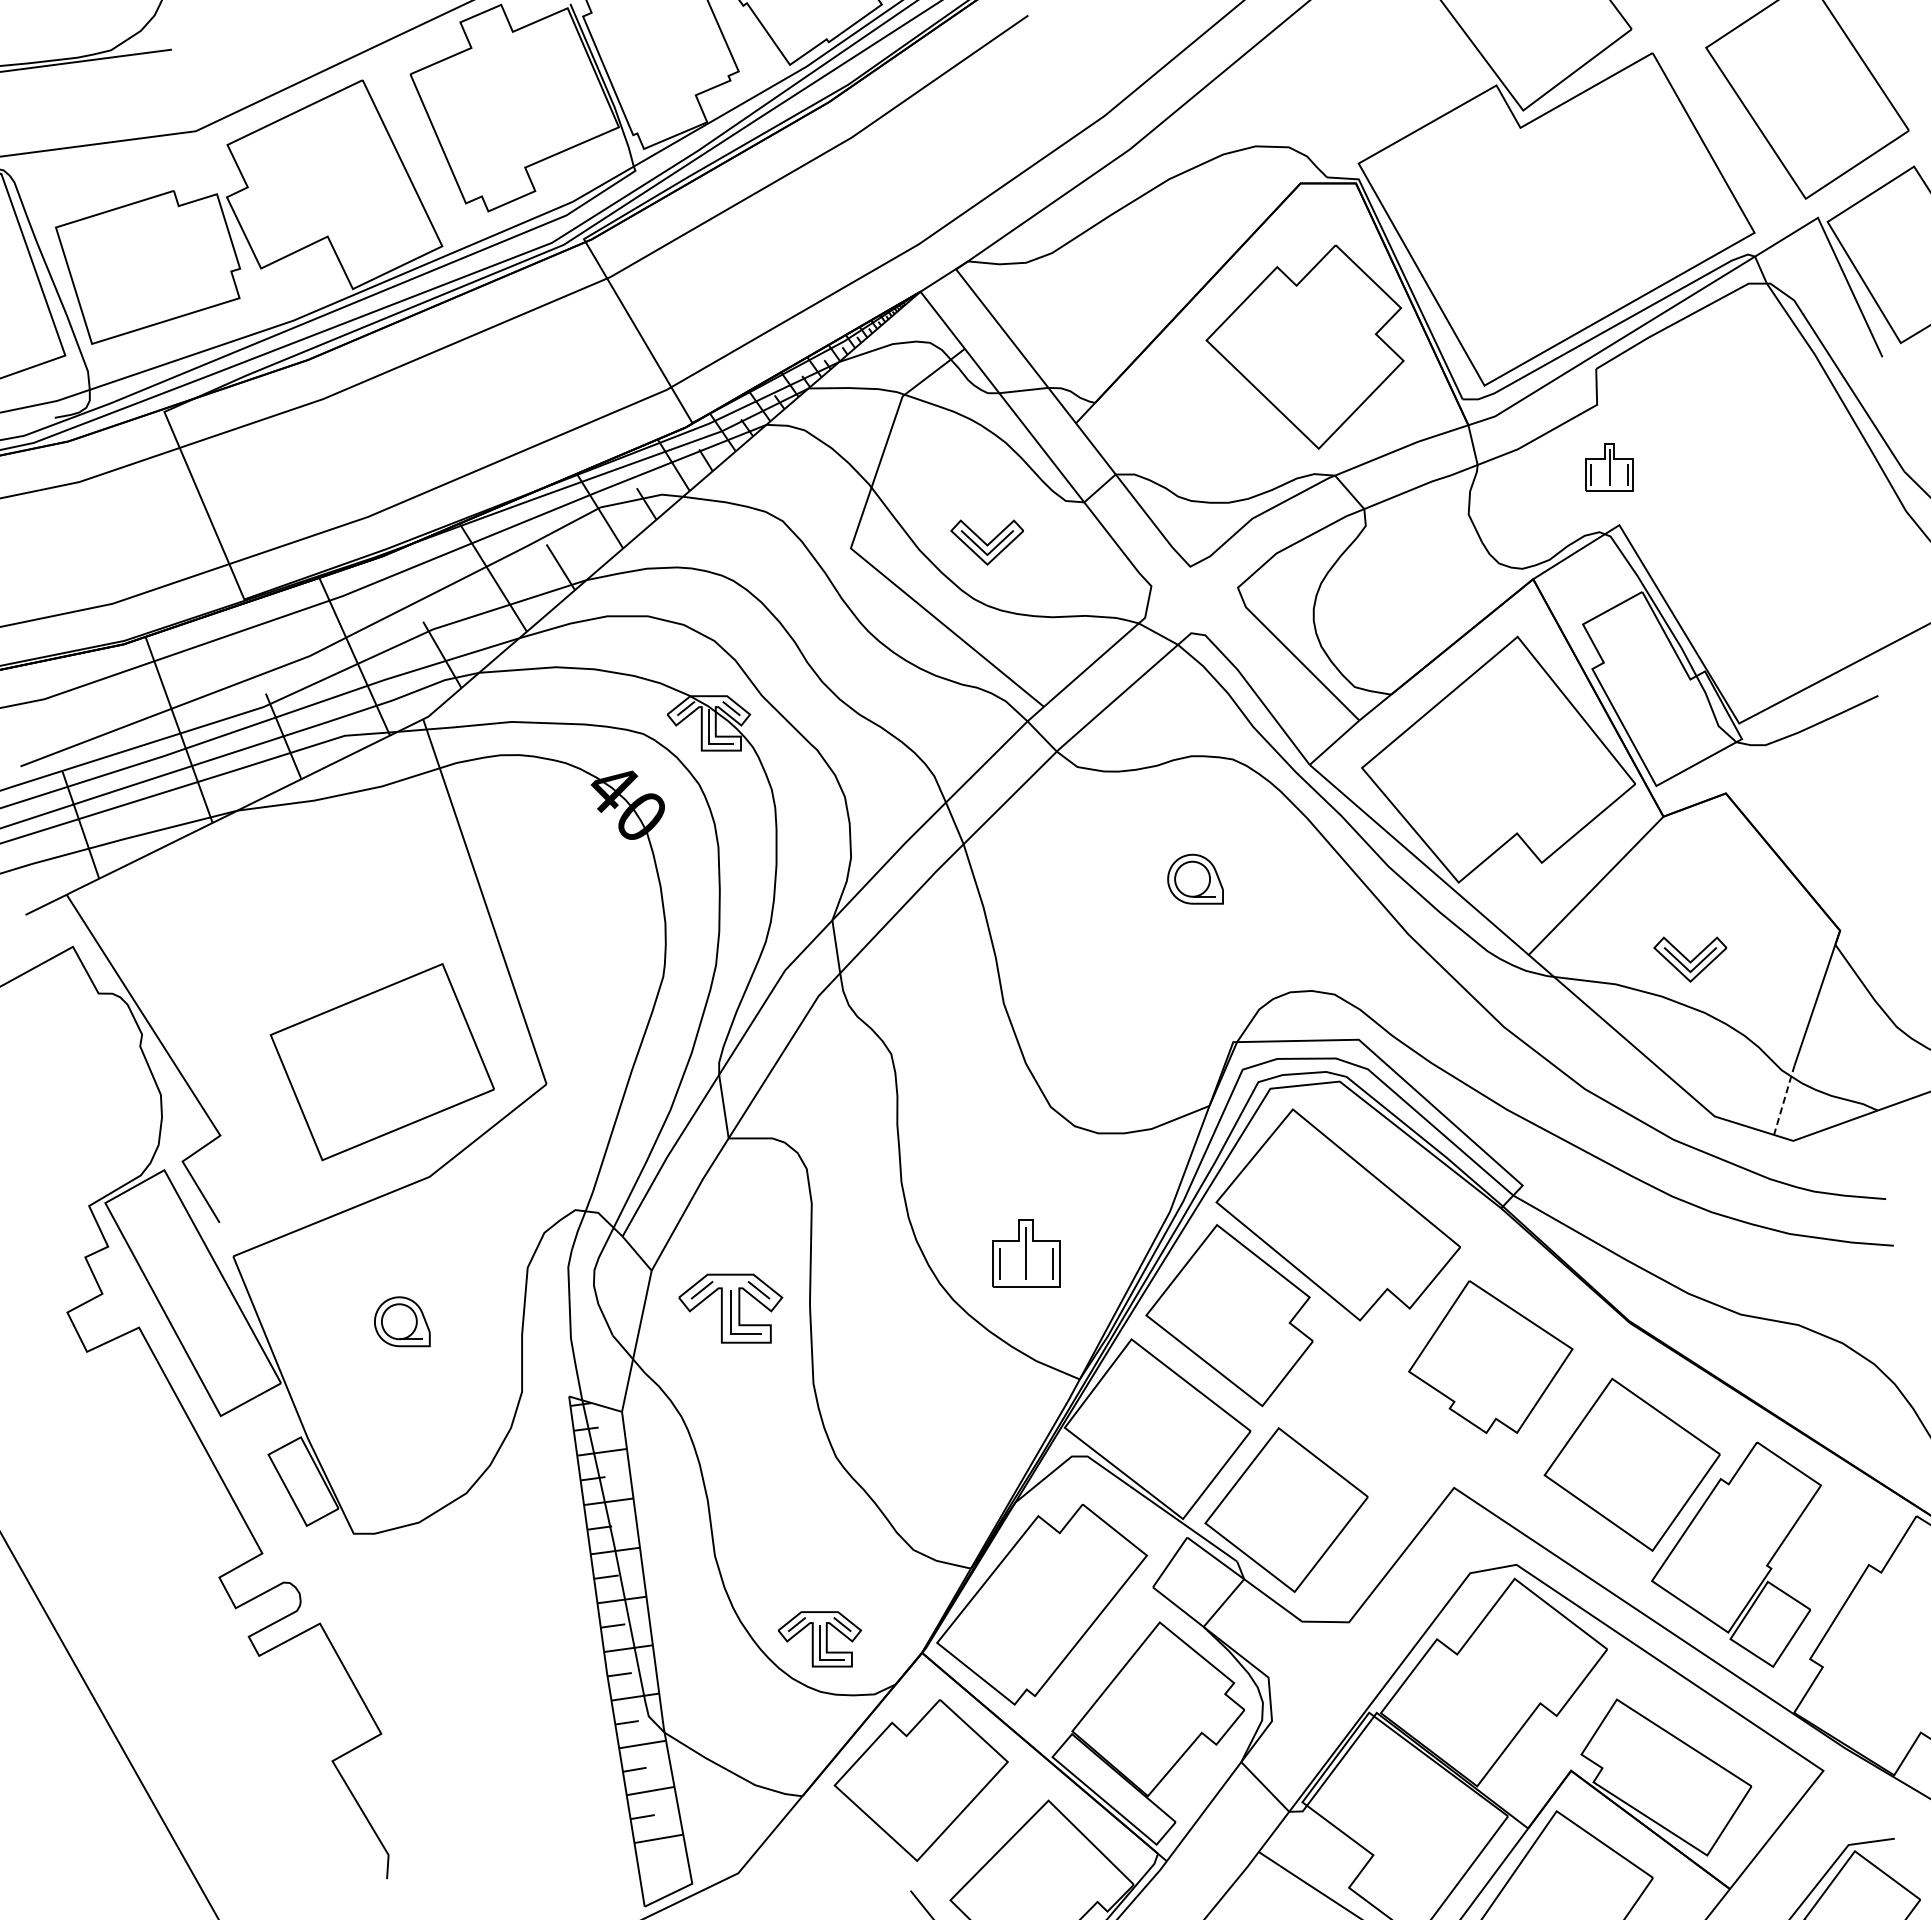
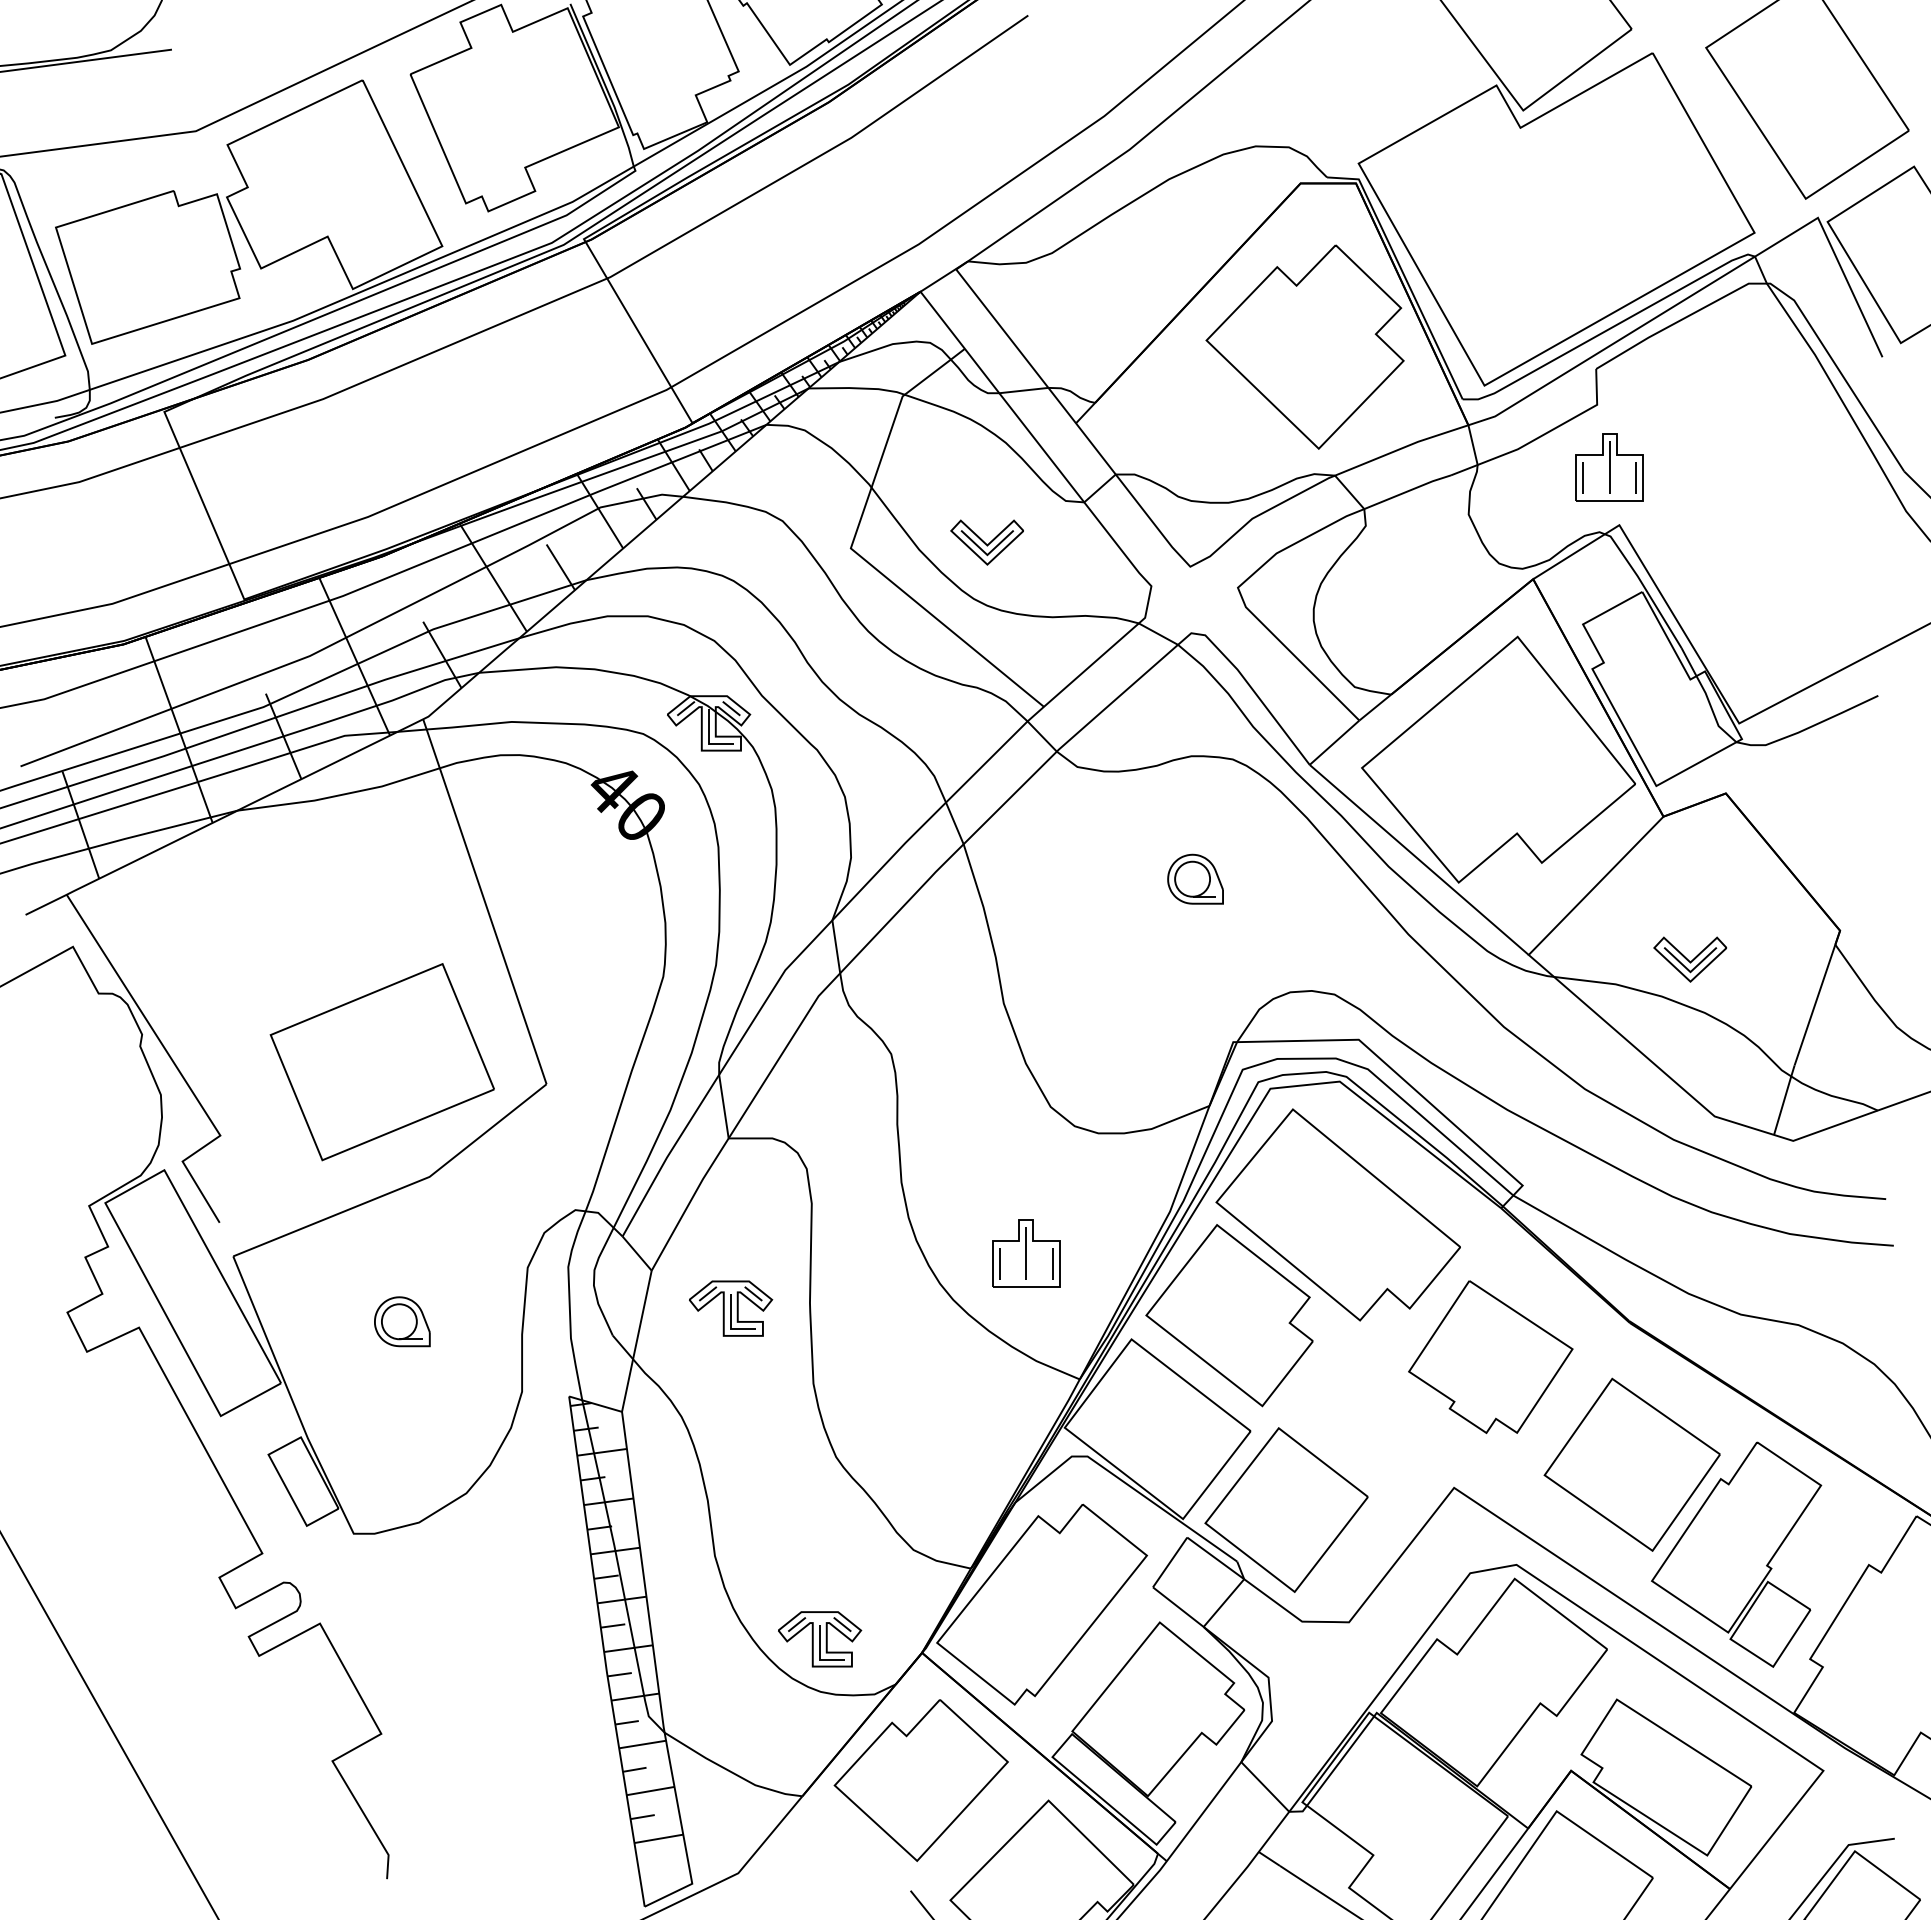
part size: 49x49 px -> 69x69 px (1609, 467)
line: dashed -> solid (1784, 1099)
part size: 106x71 px -> 85x57 px (731, 1308)
